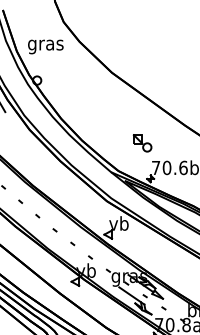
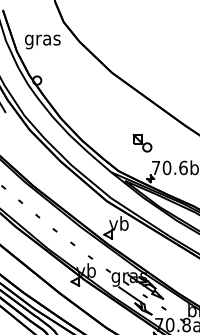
text position: (45, 46) -> (42, 41) (42, 41)
